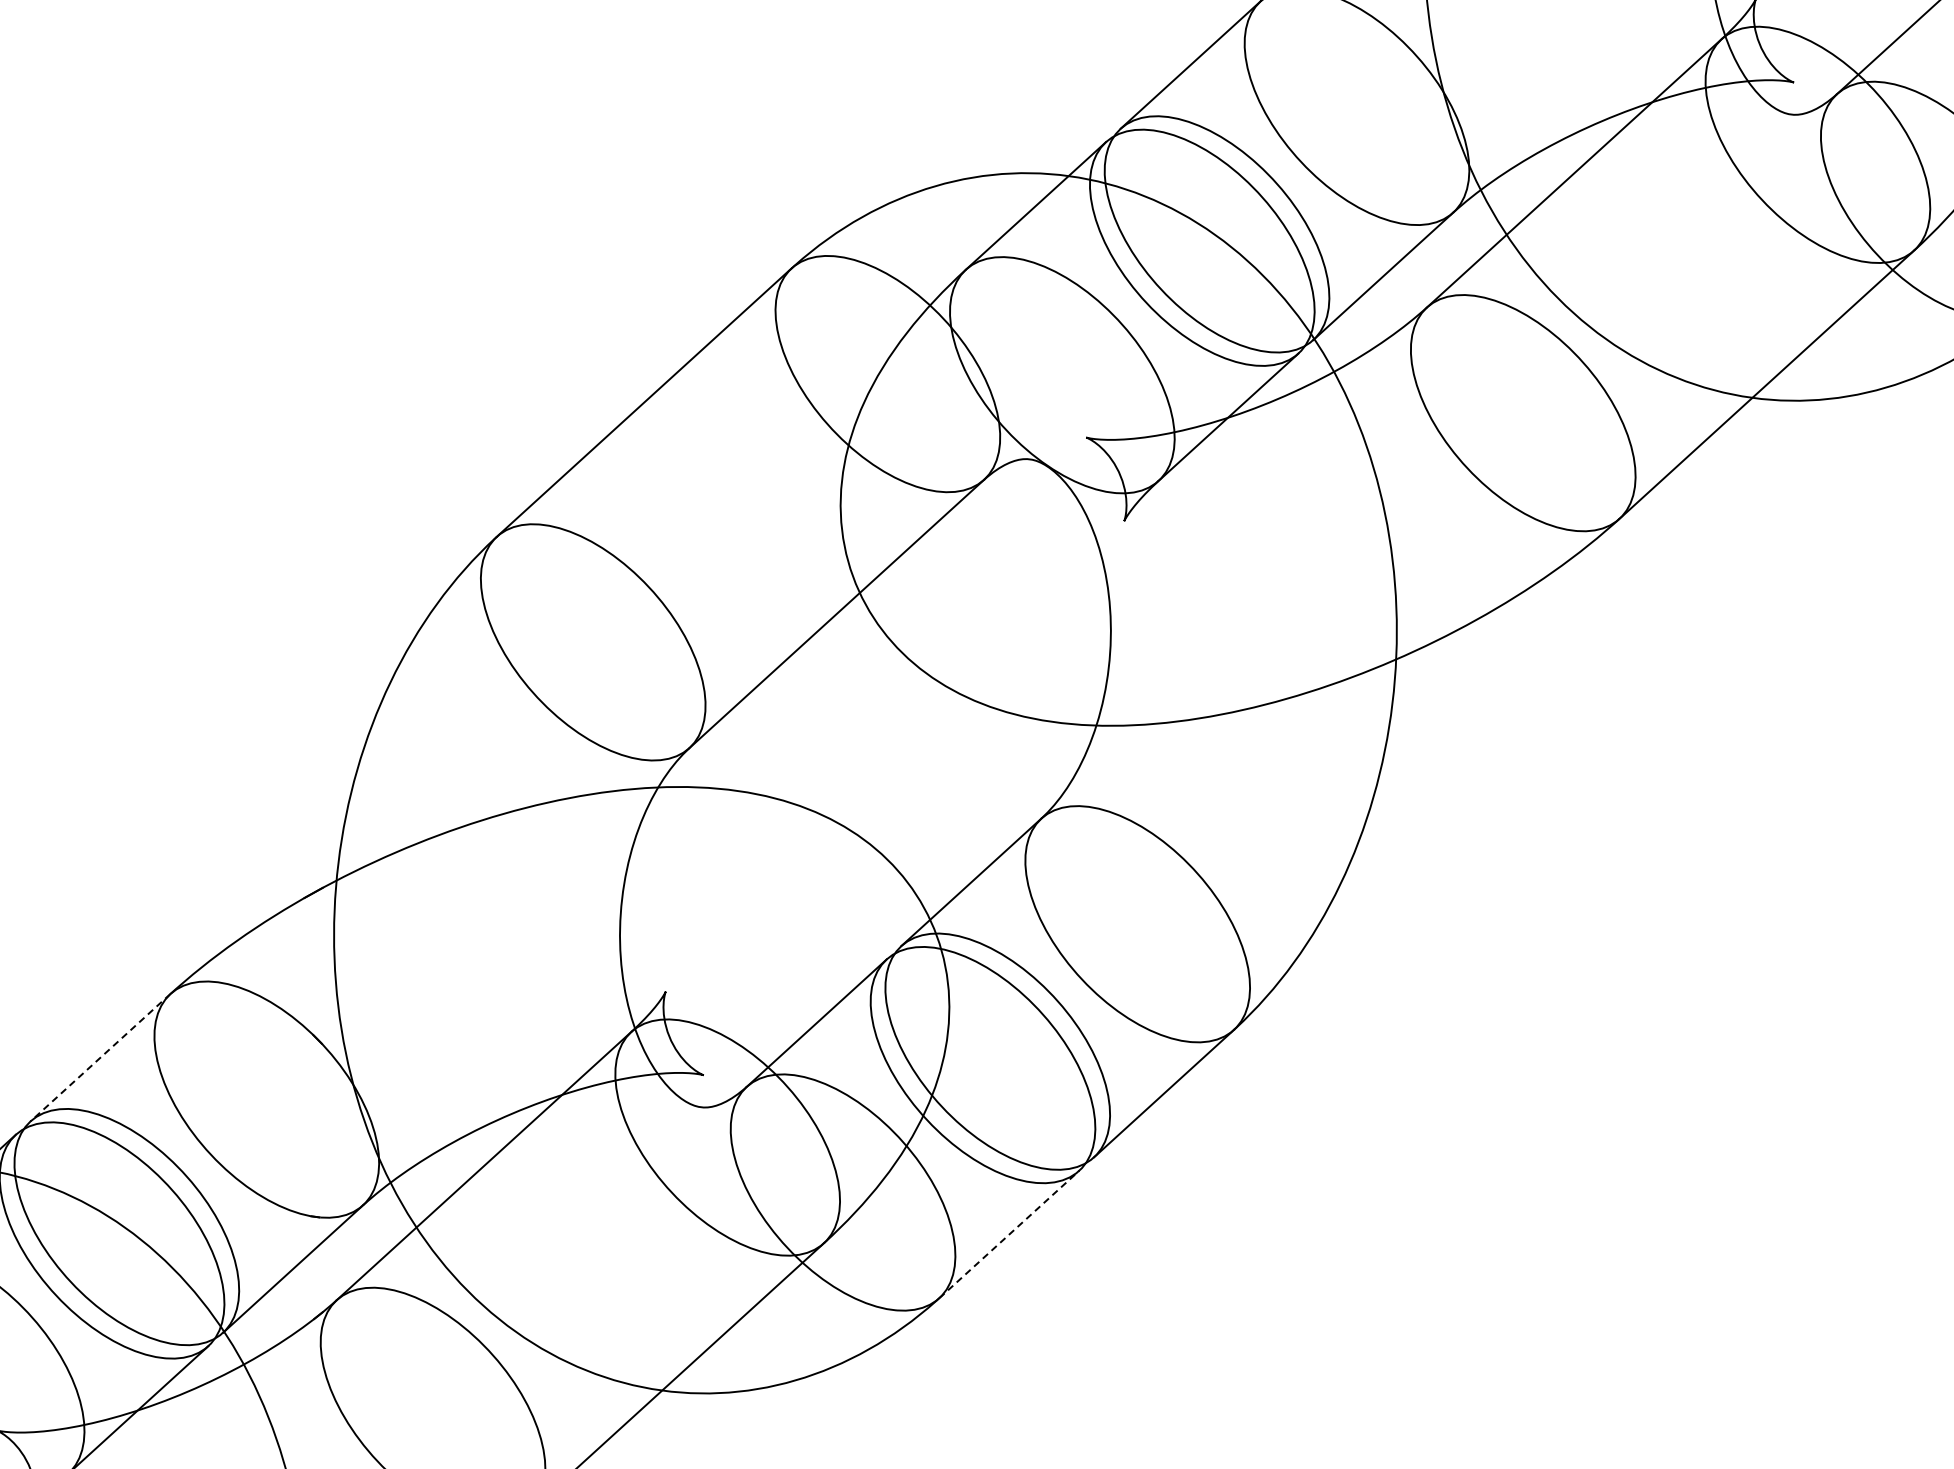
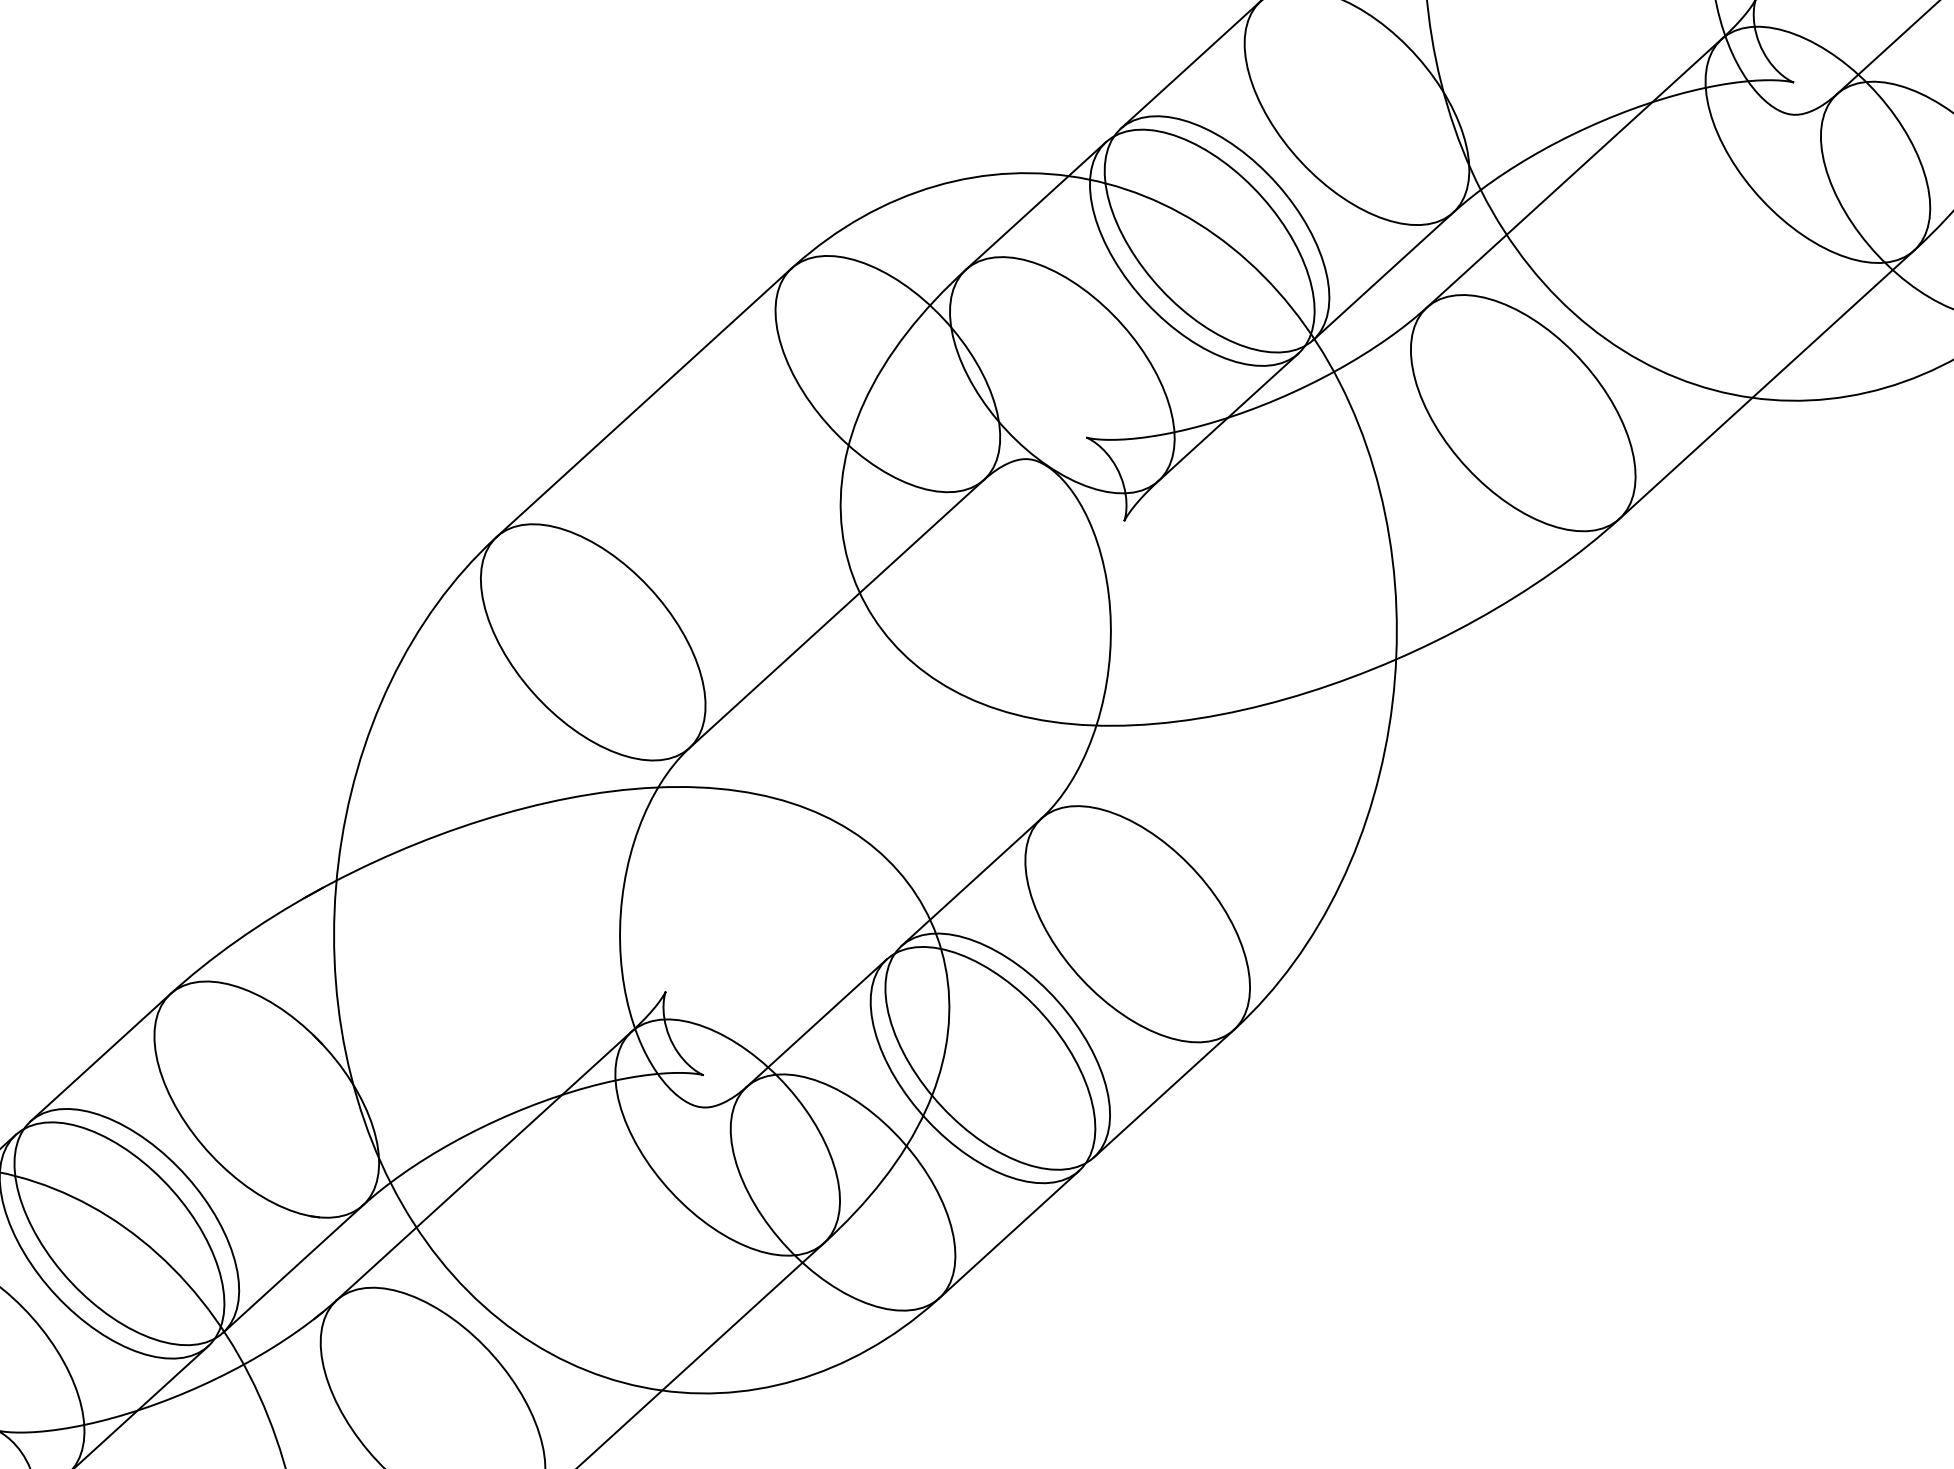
line: dashed -> solid (100, 1057)
line: dashed -> solid (1009, 1234)
